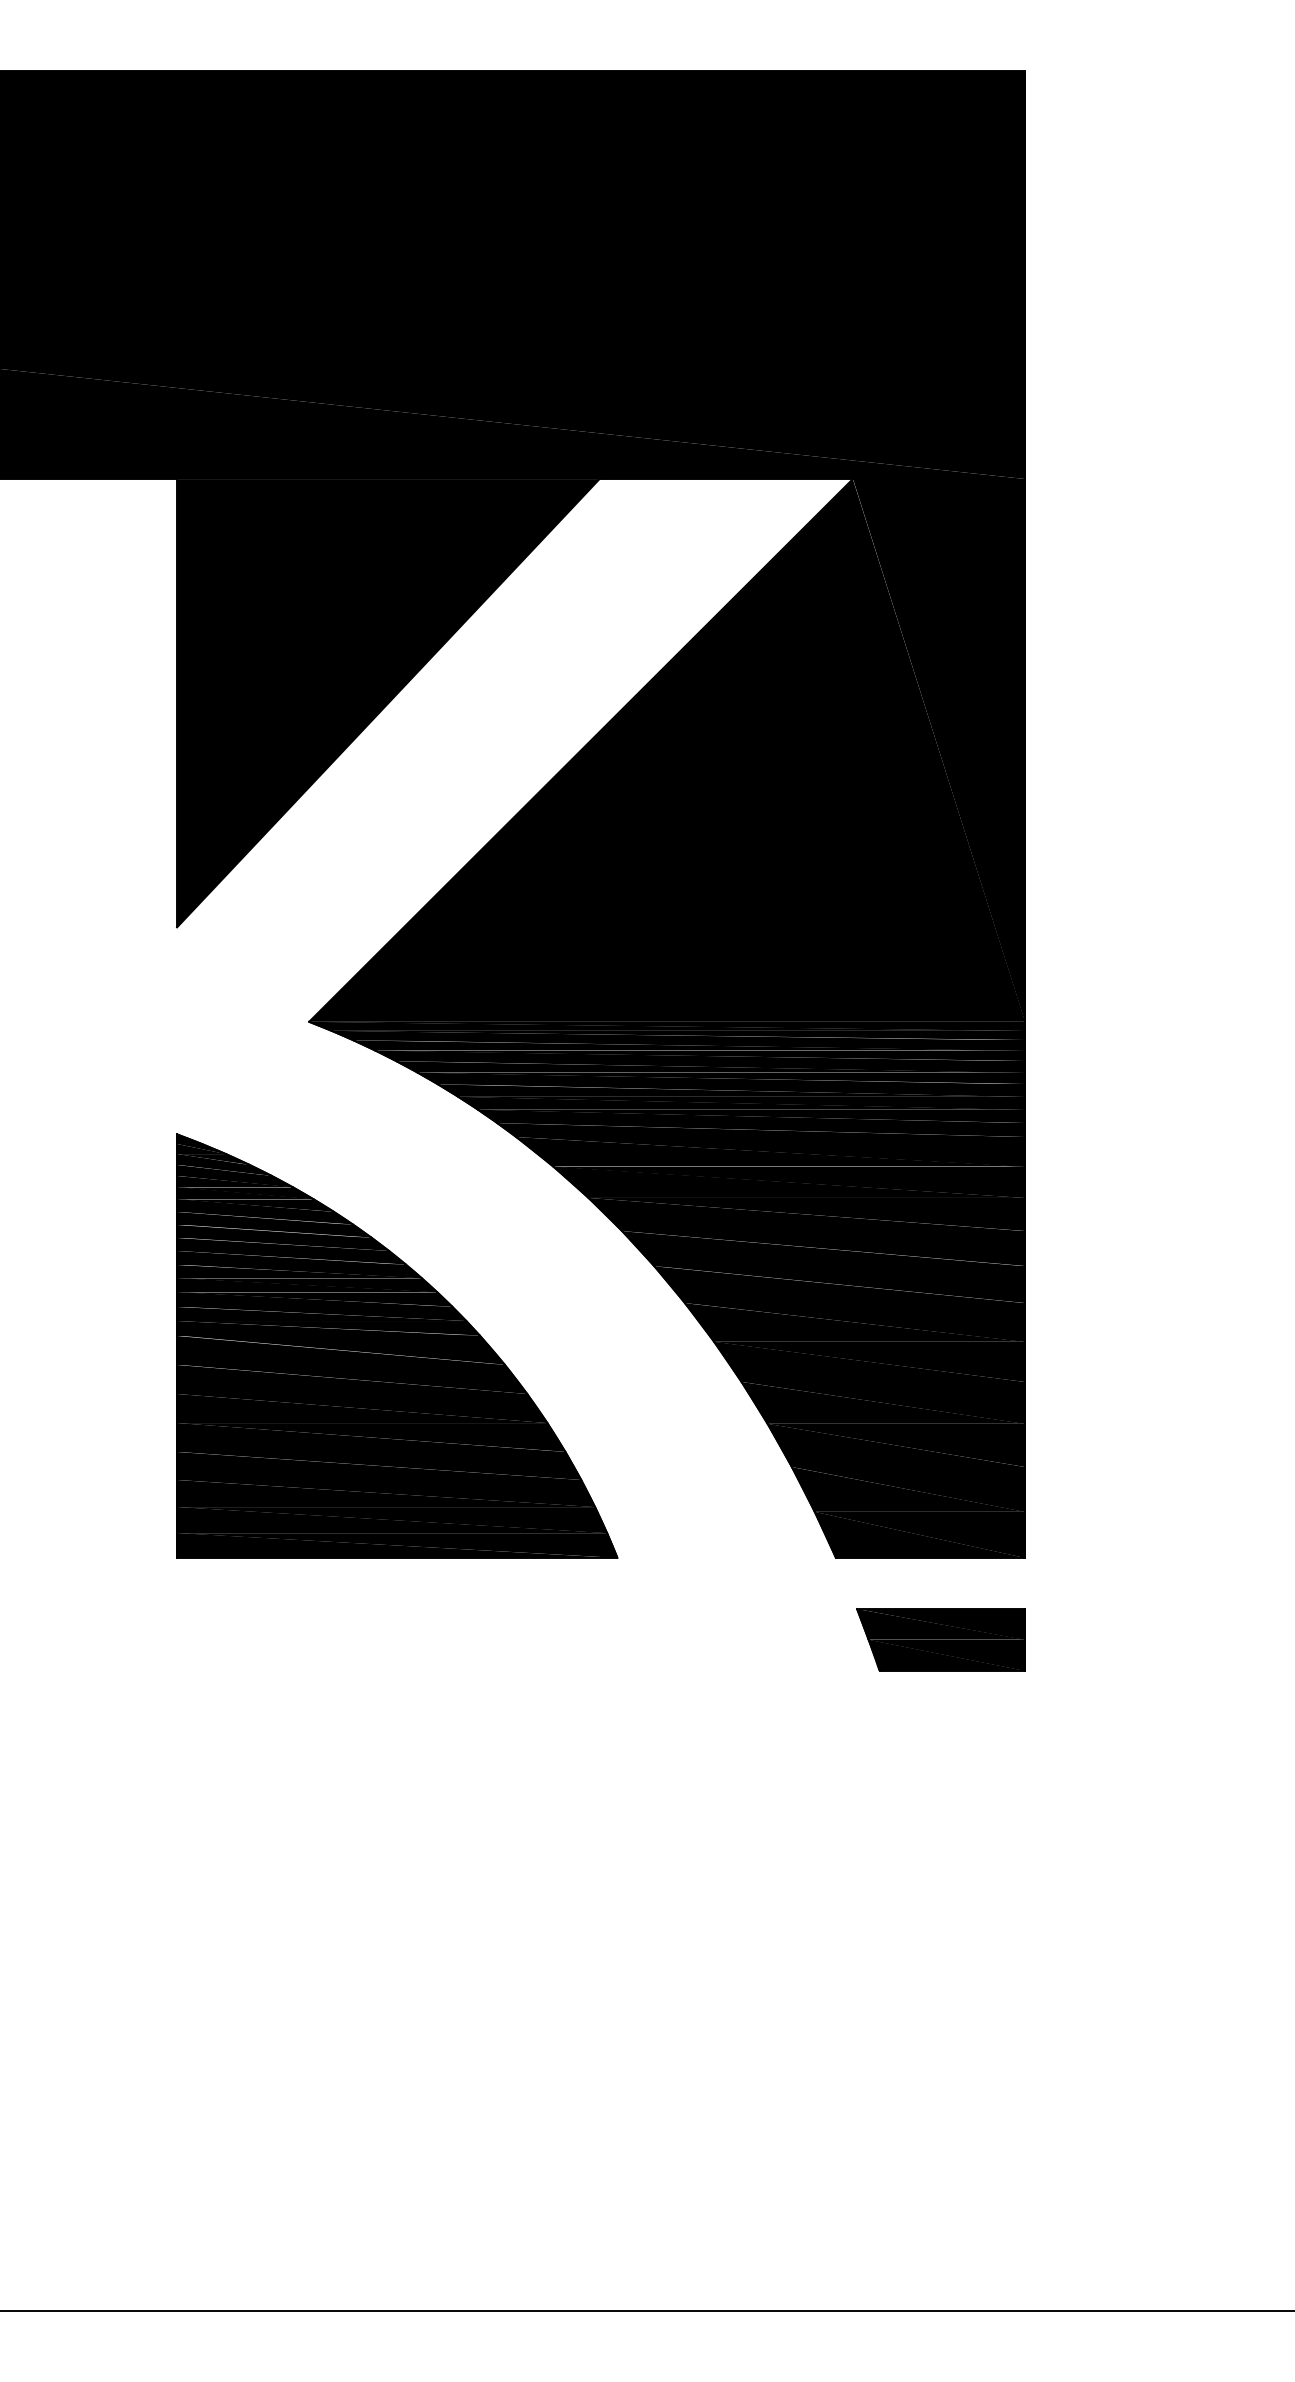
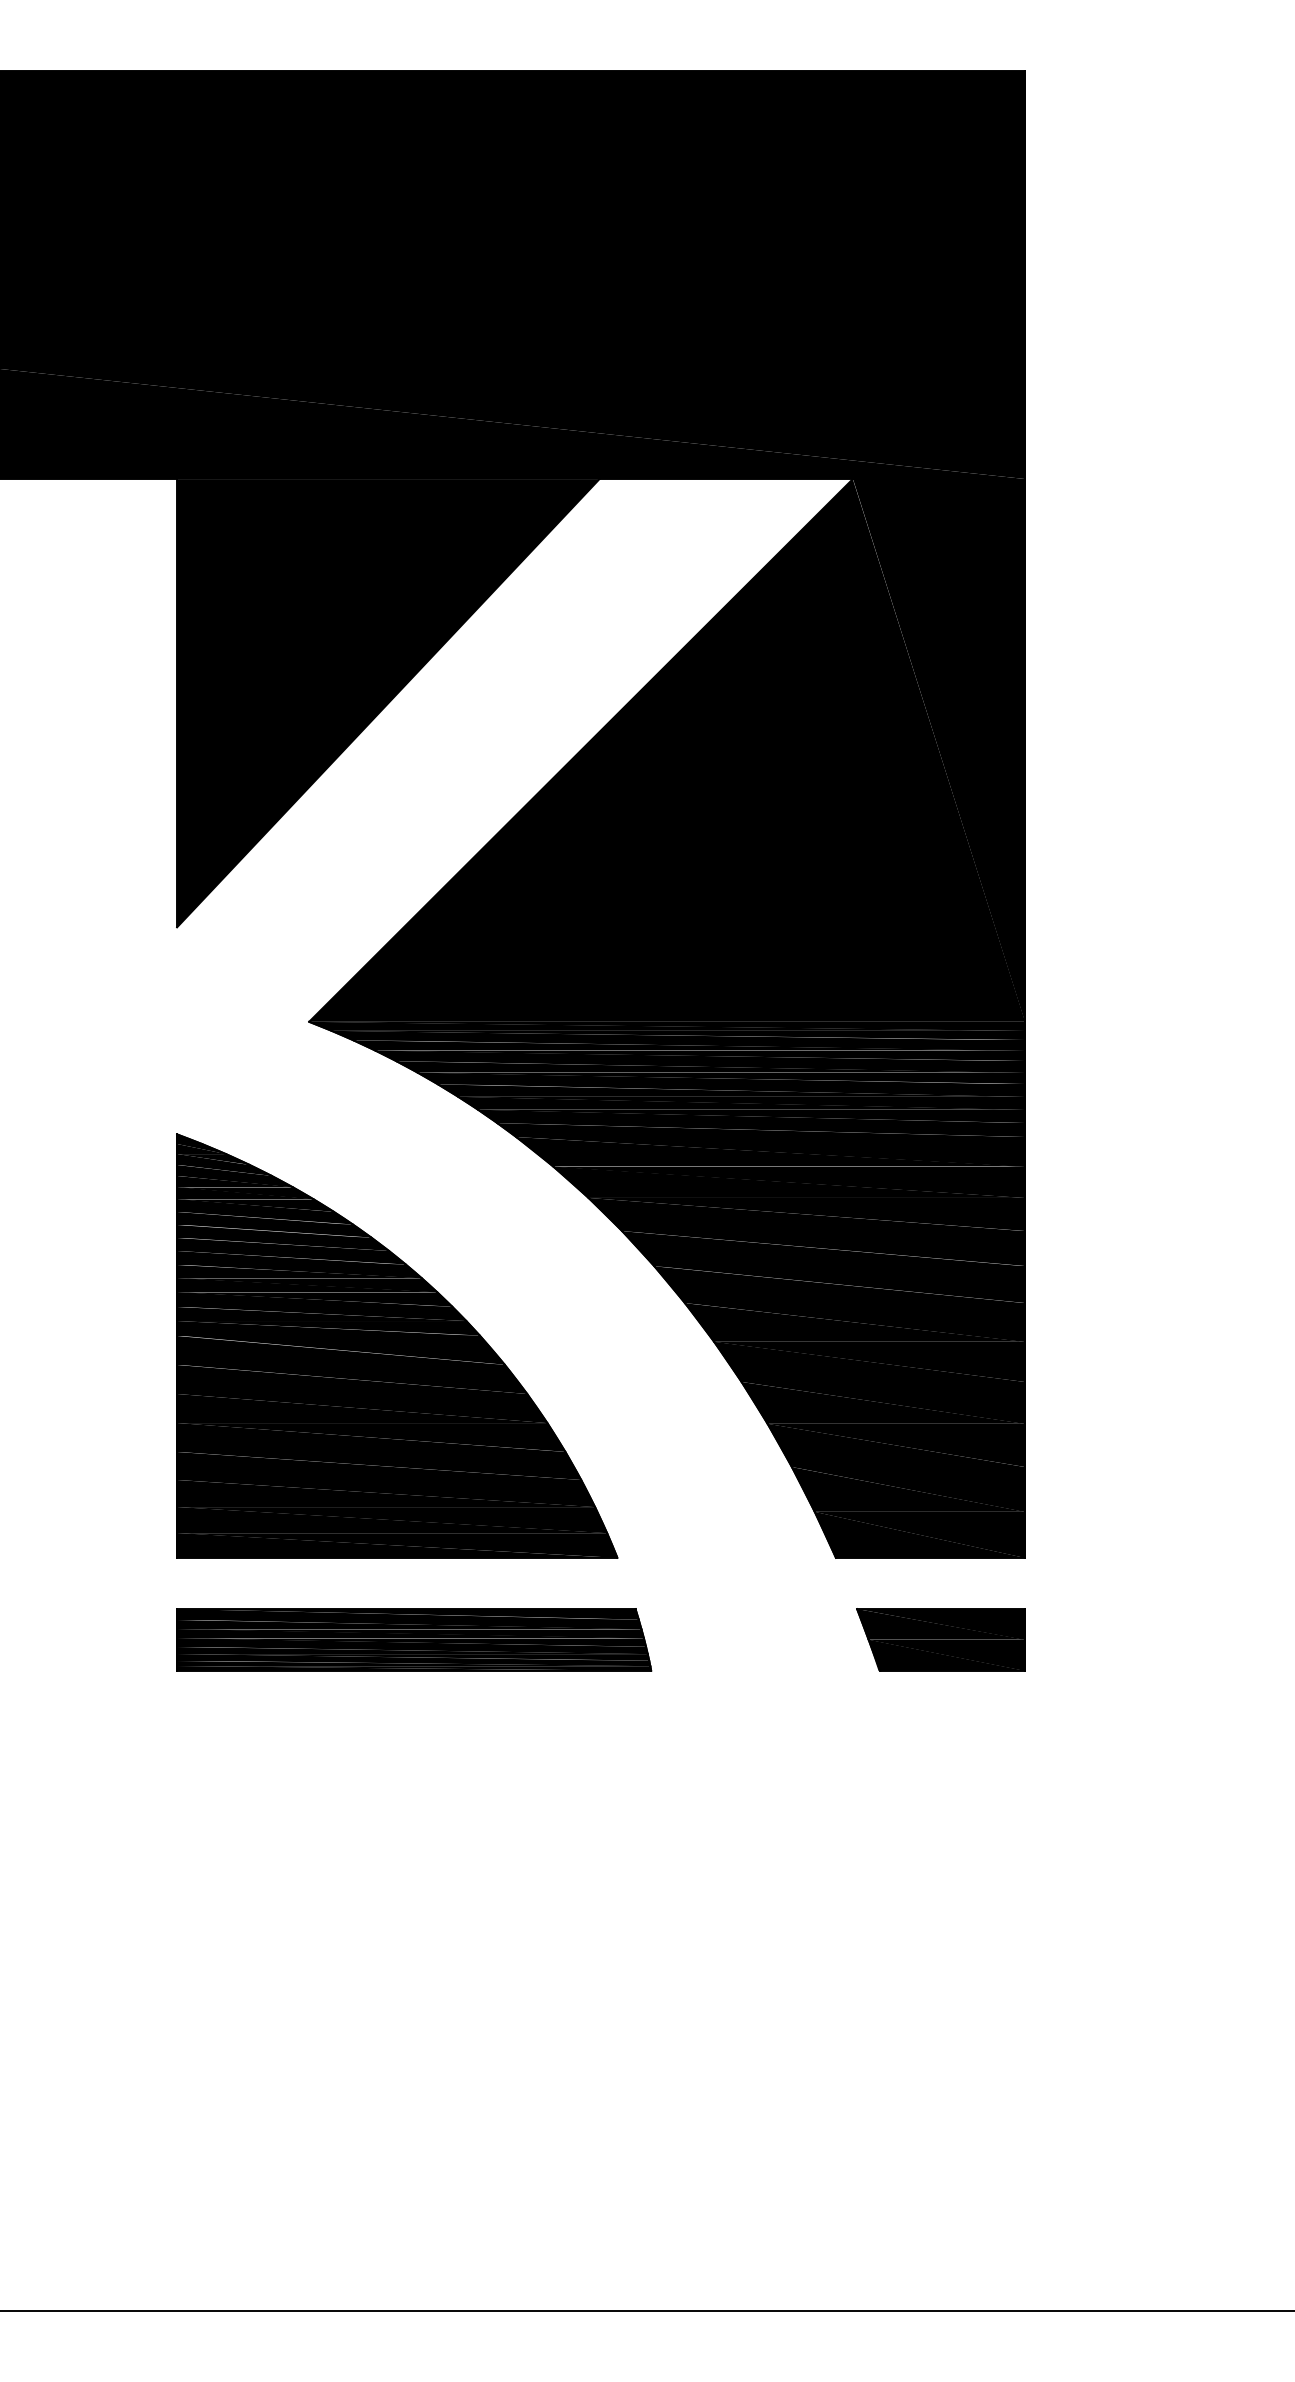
part: none -> present (414, 1639)
